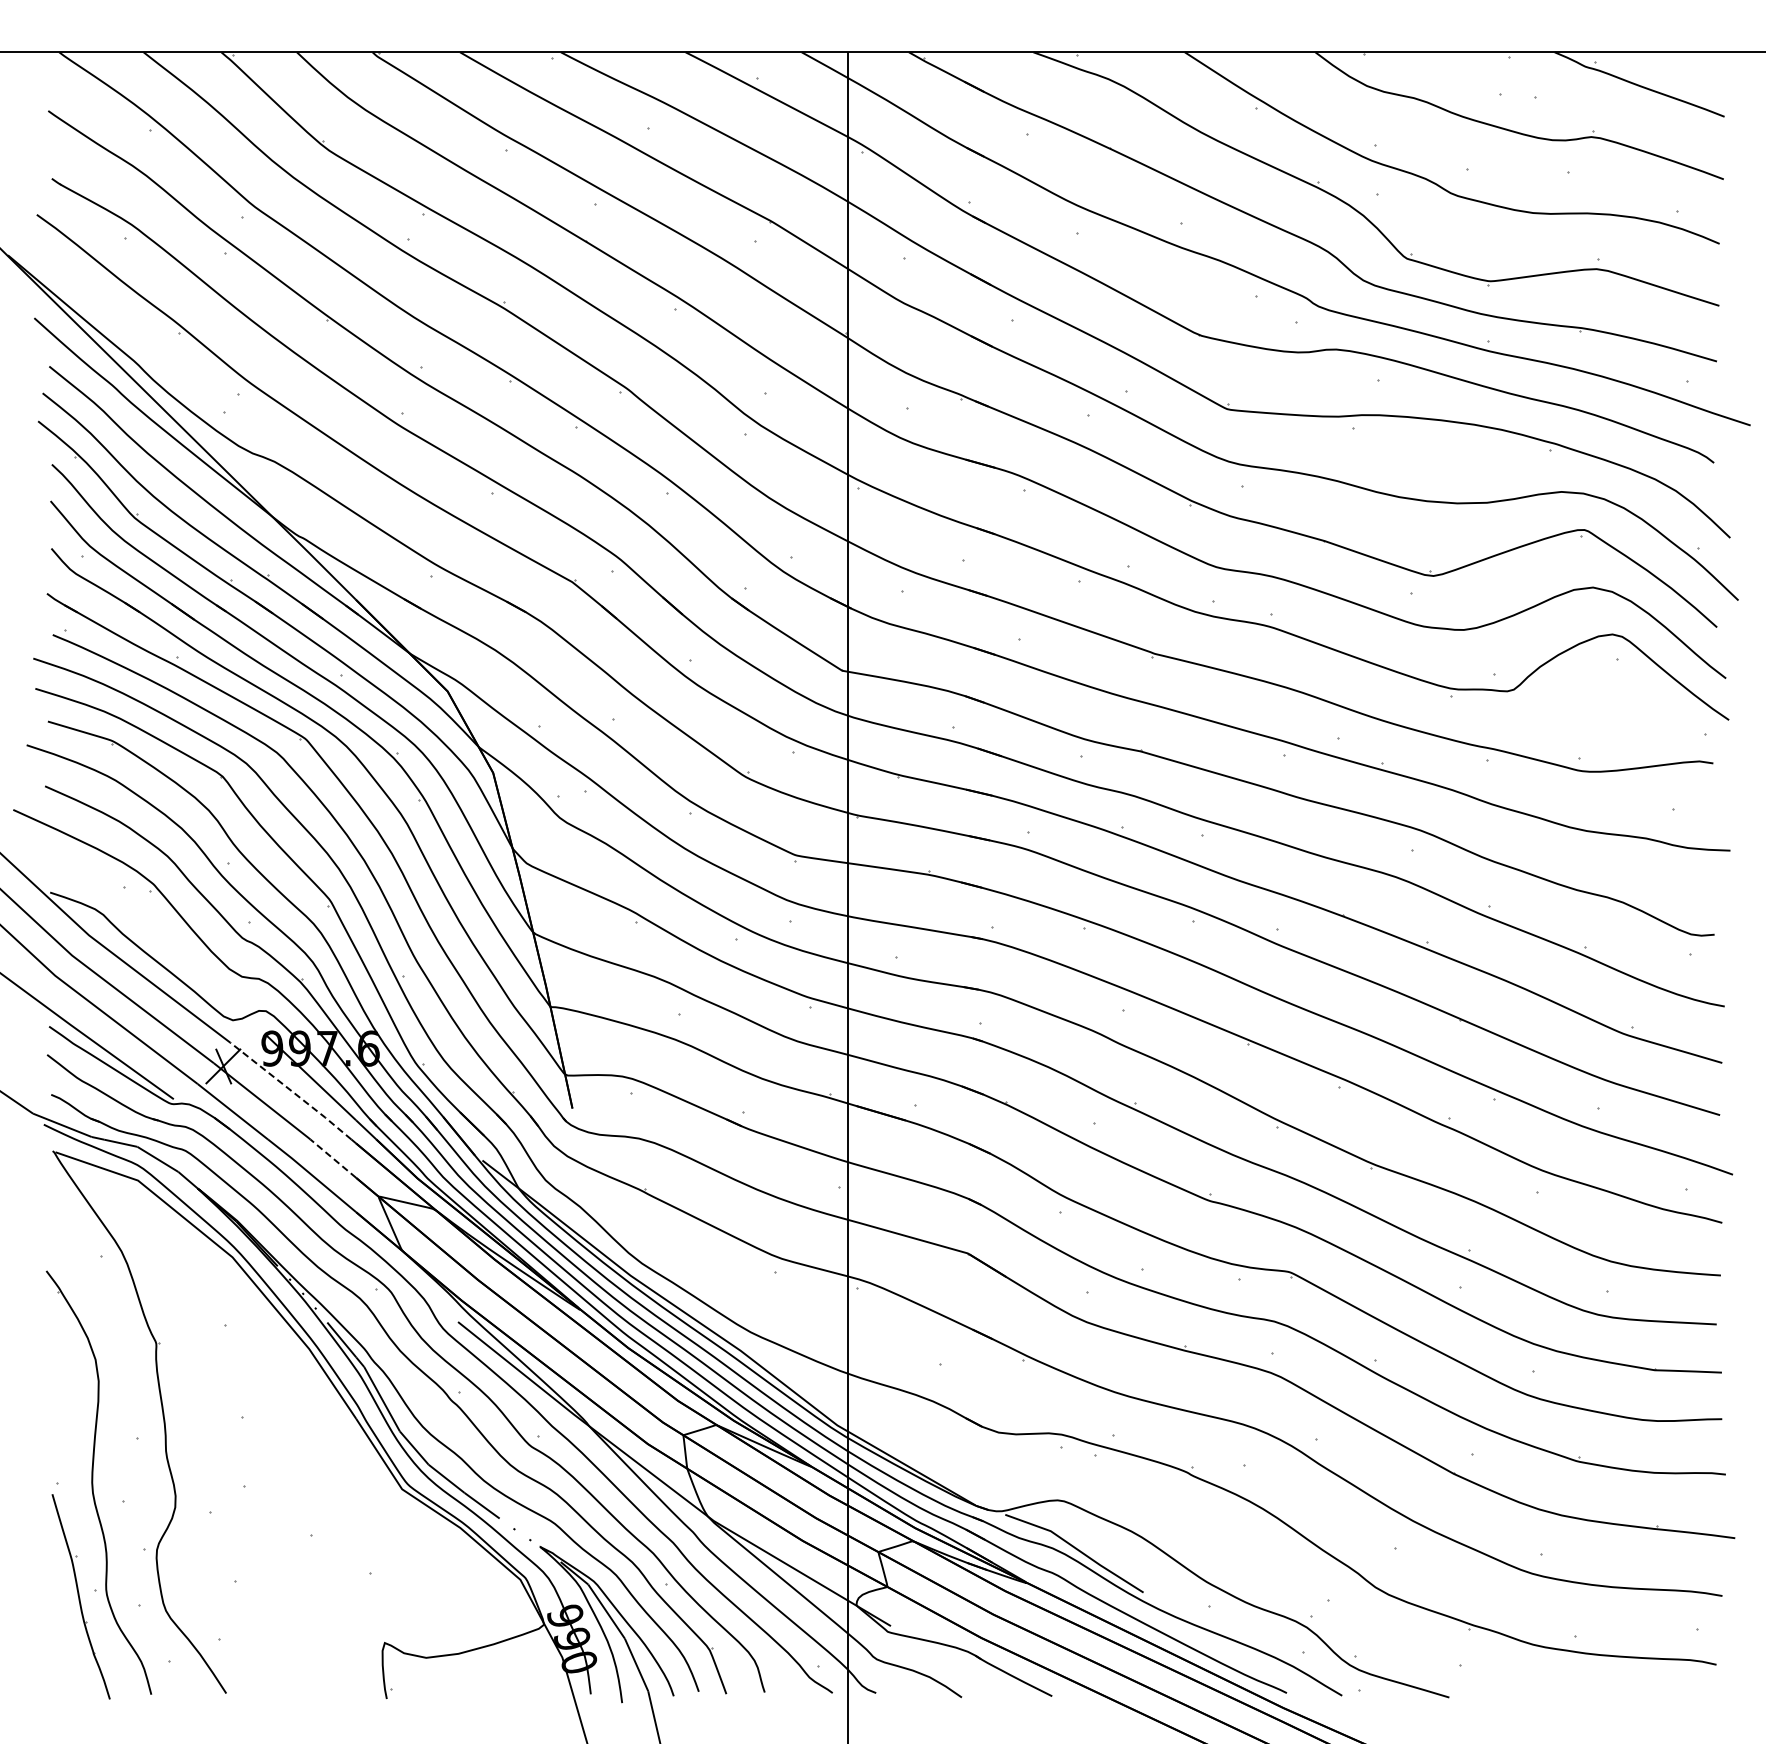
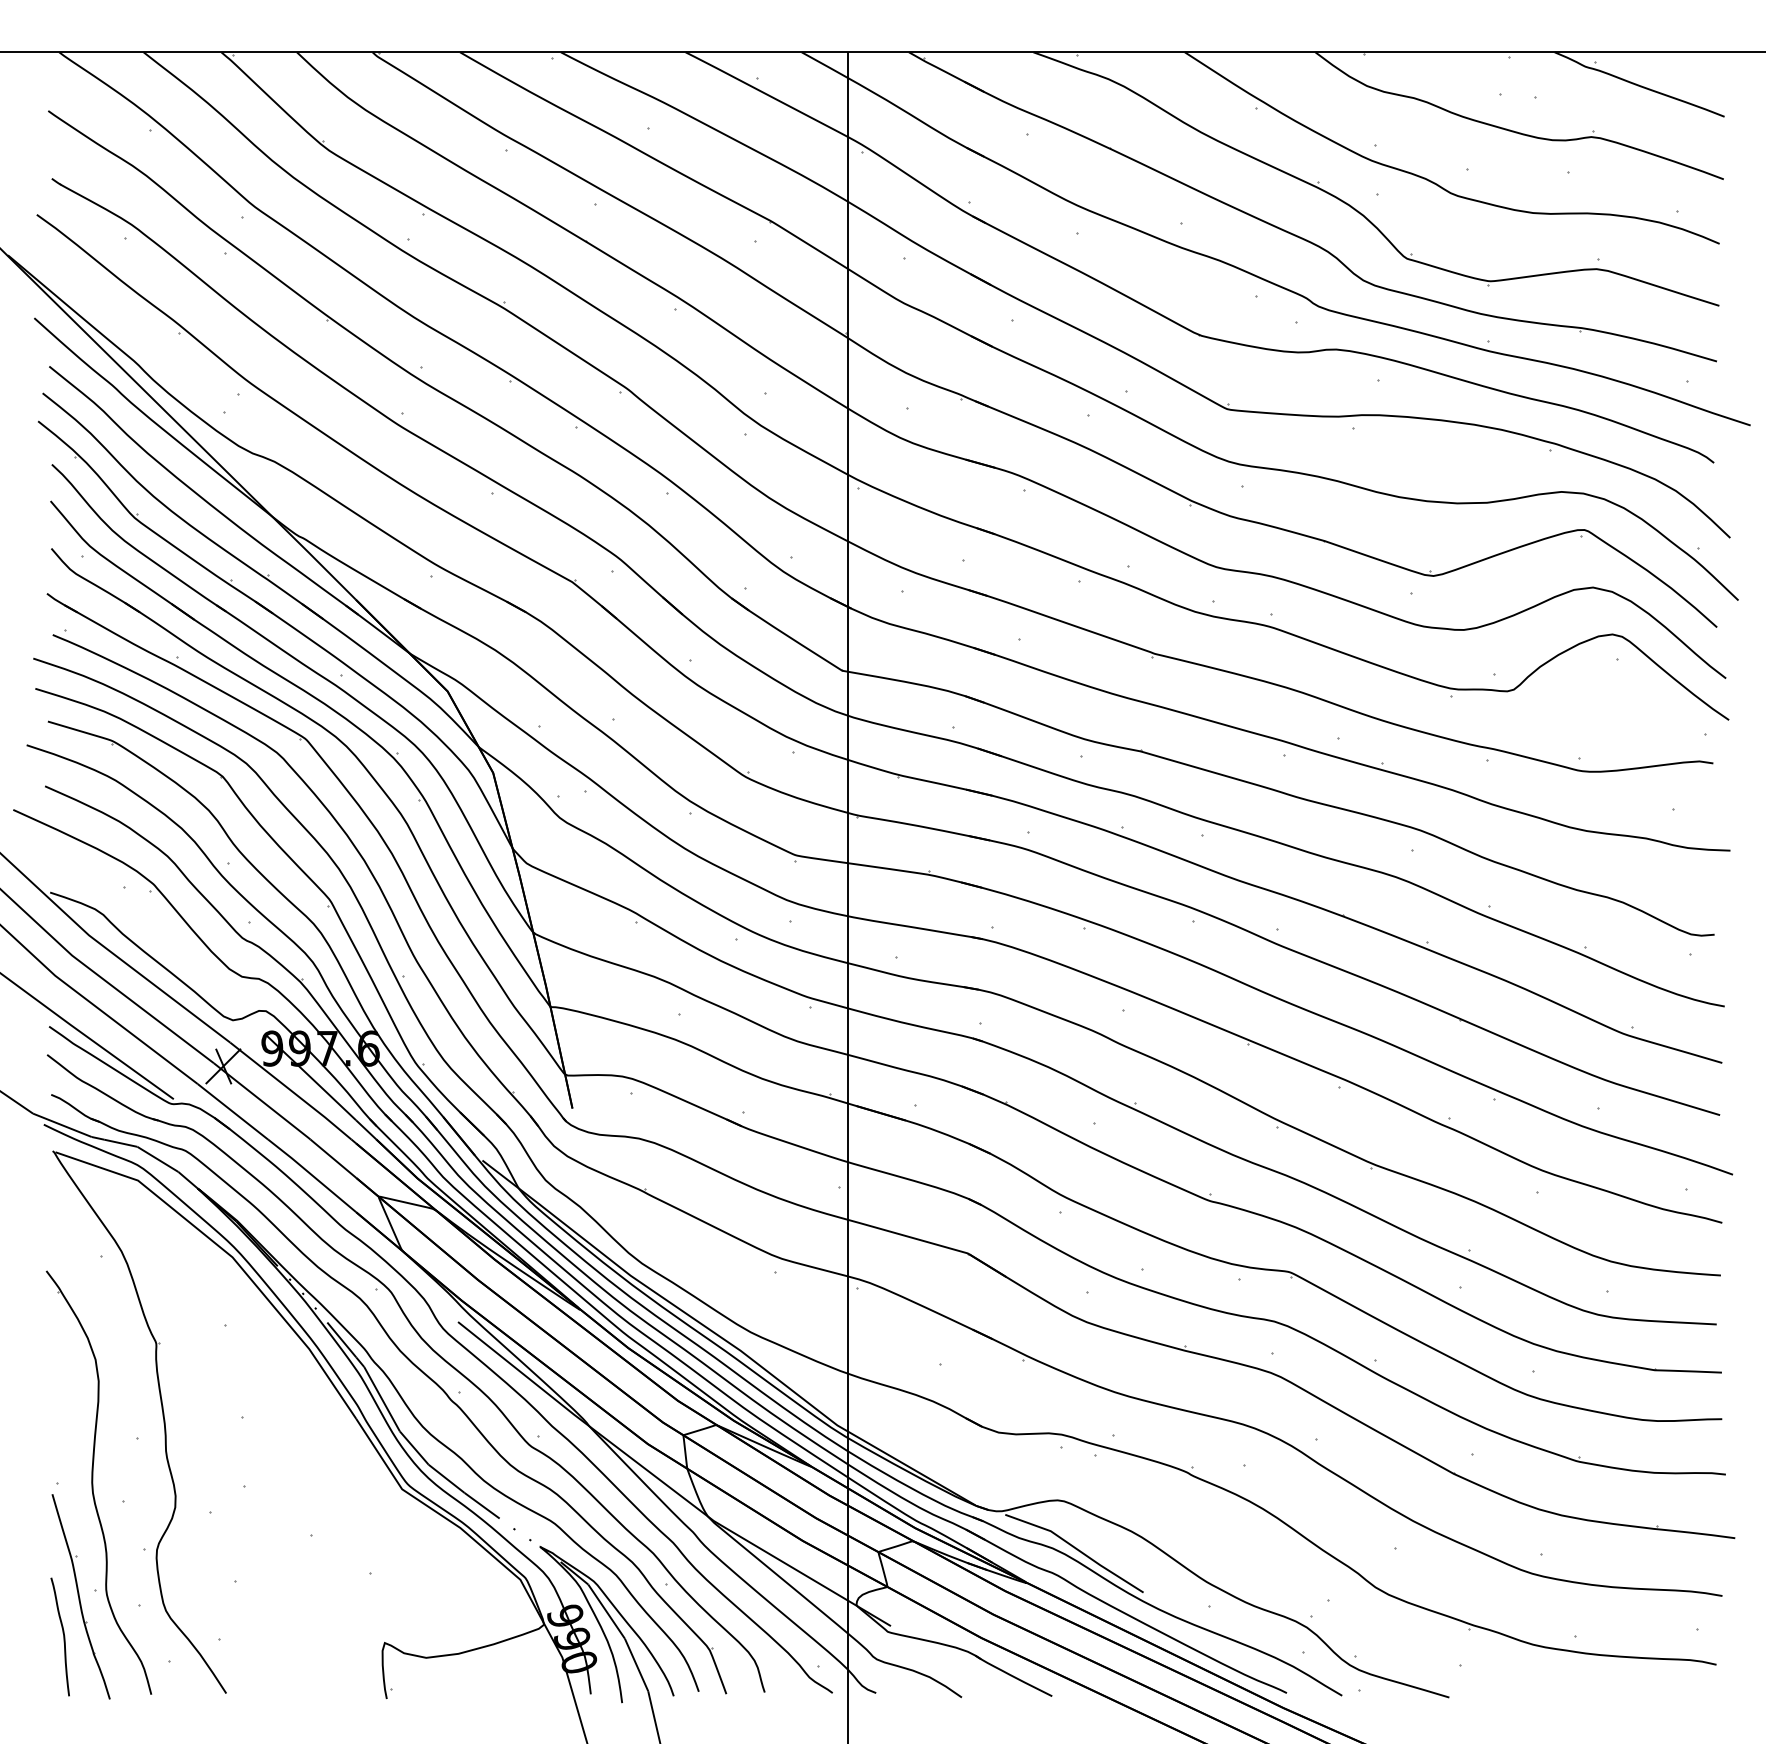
line: dashed -> solid (291, 1090)
line: dashed -> solid (333, 1158)
curve: none -> present (63, 1636)
